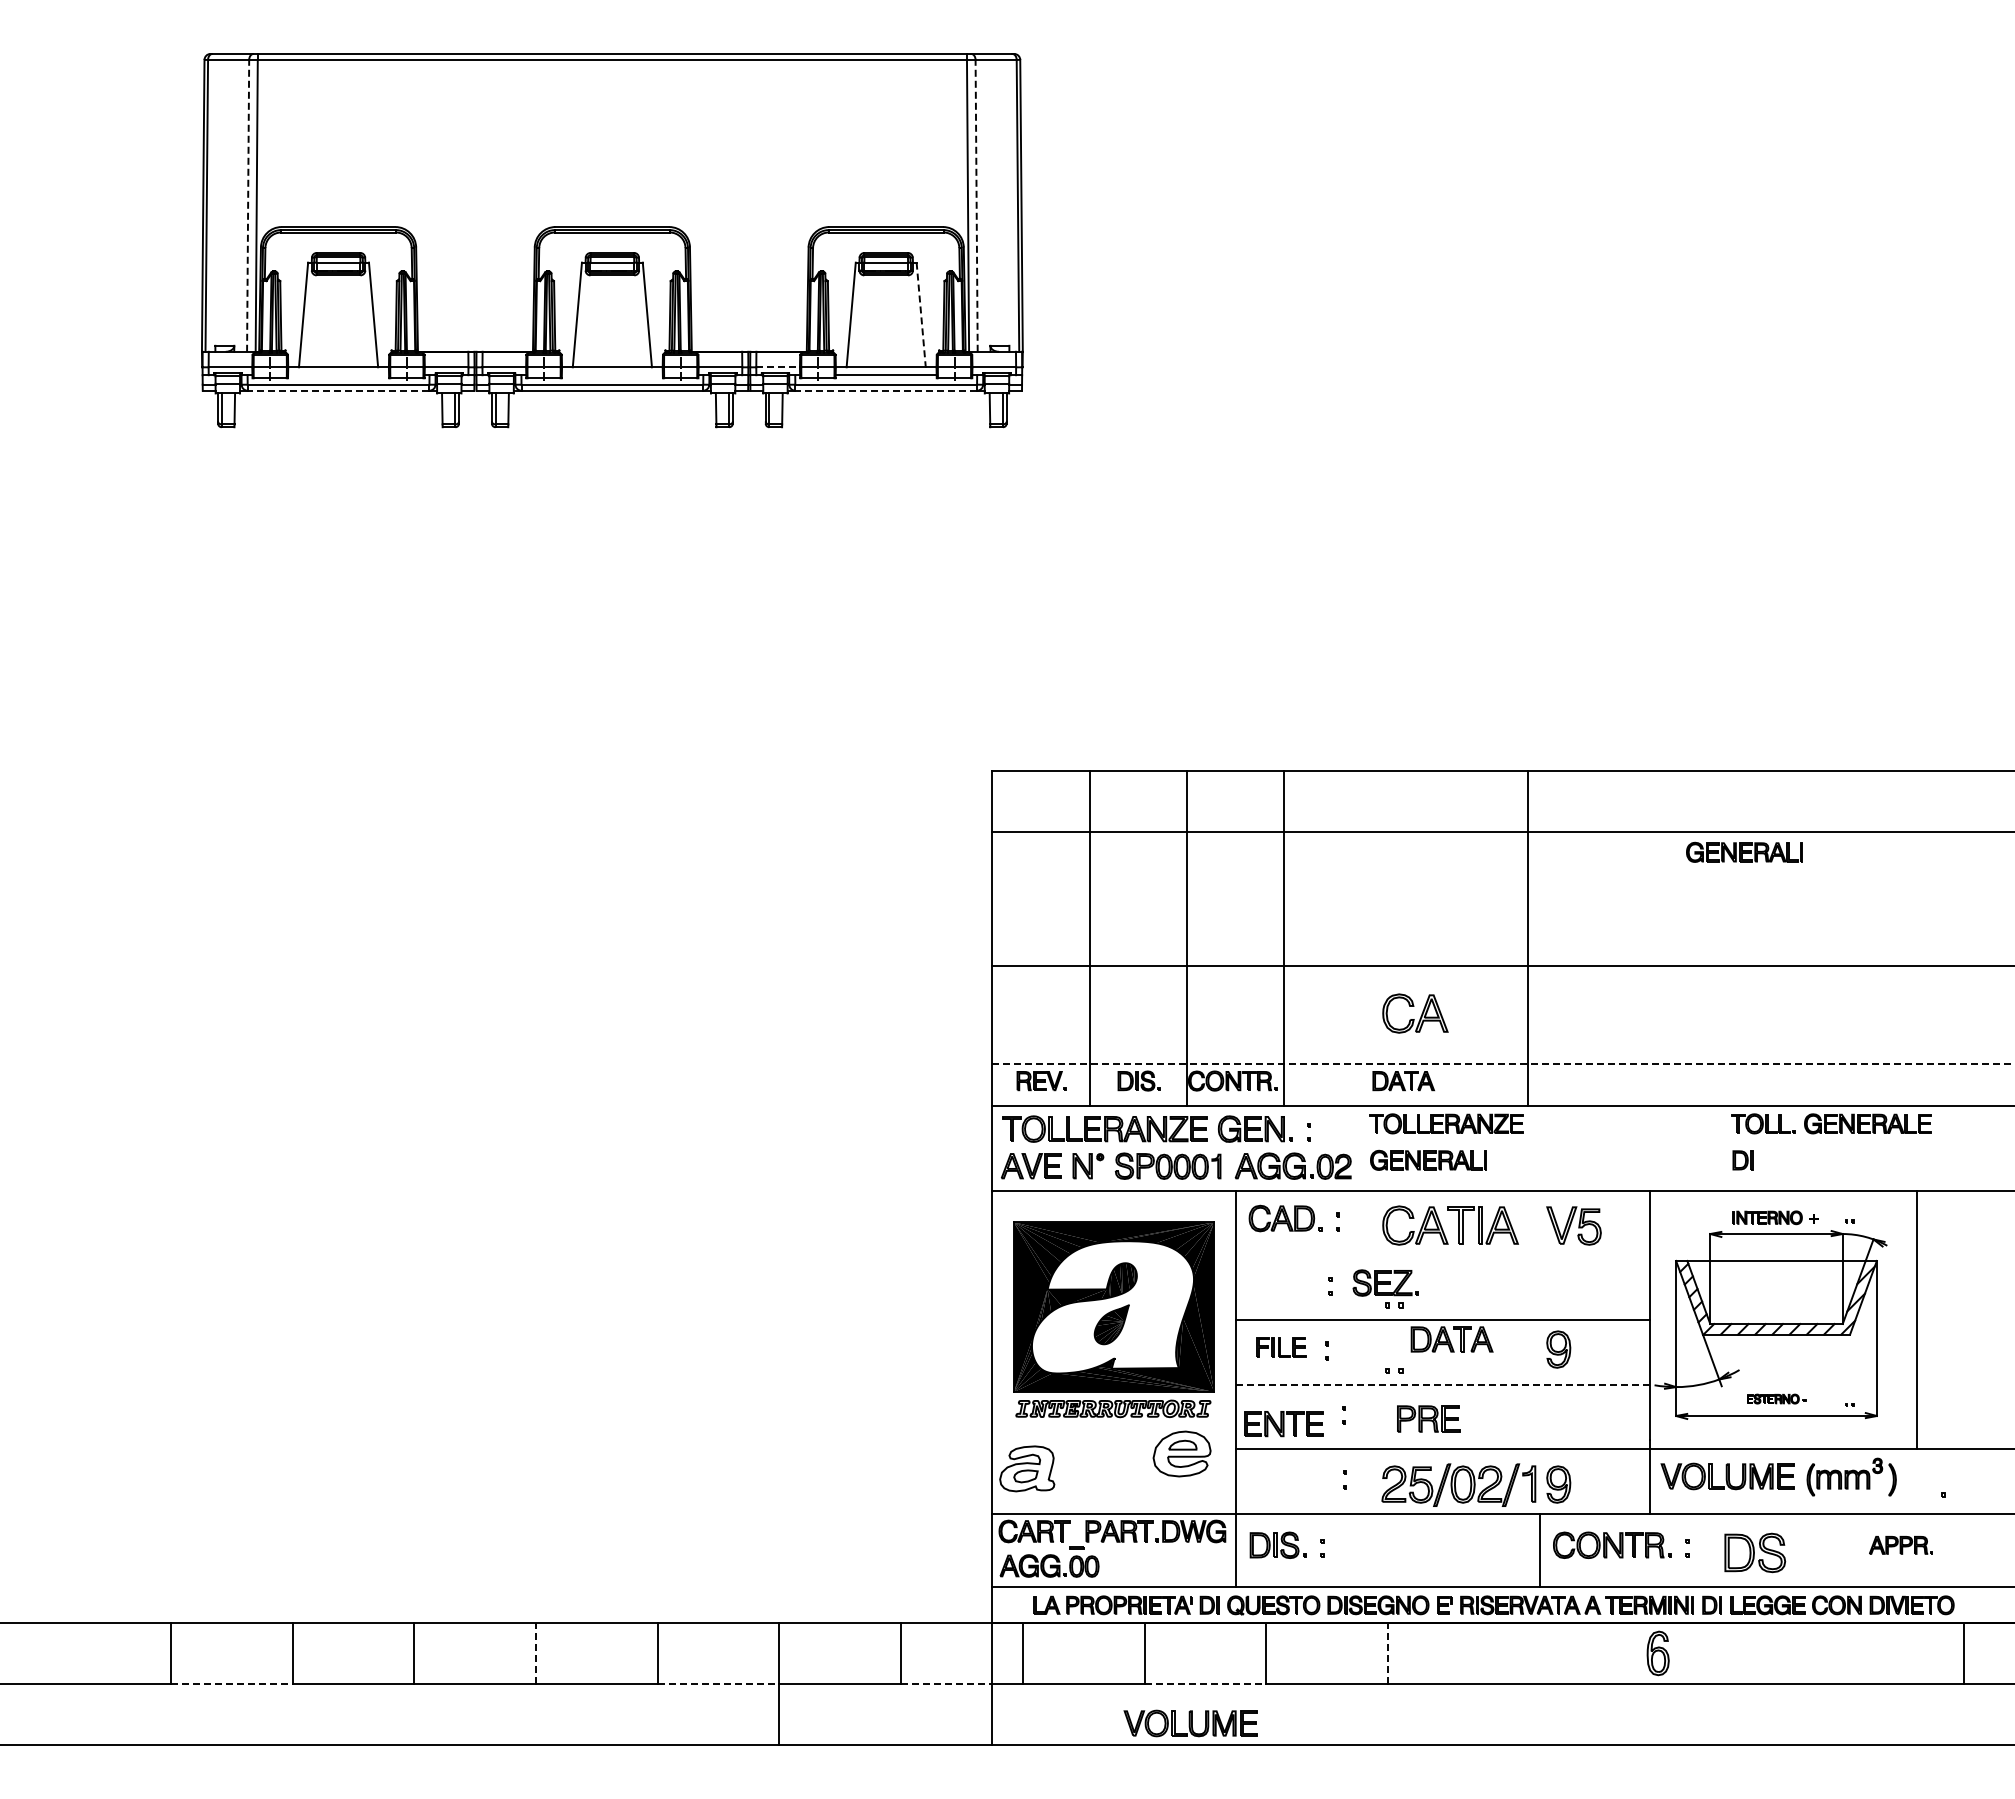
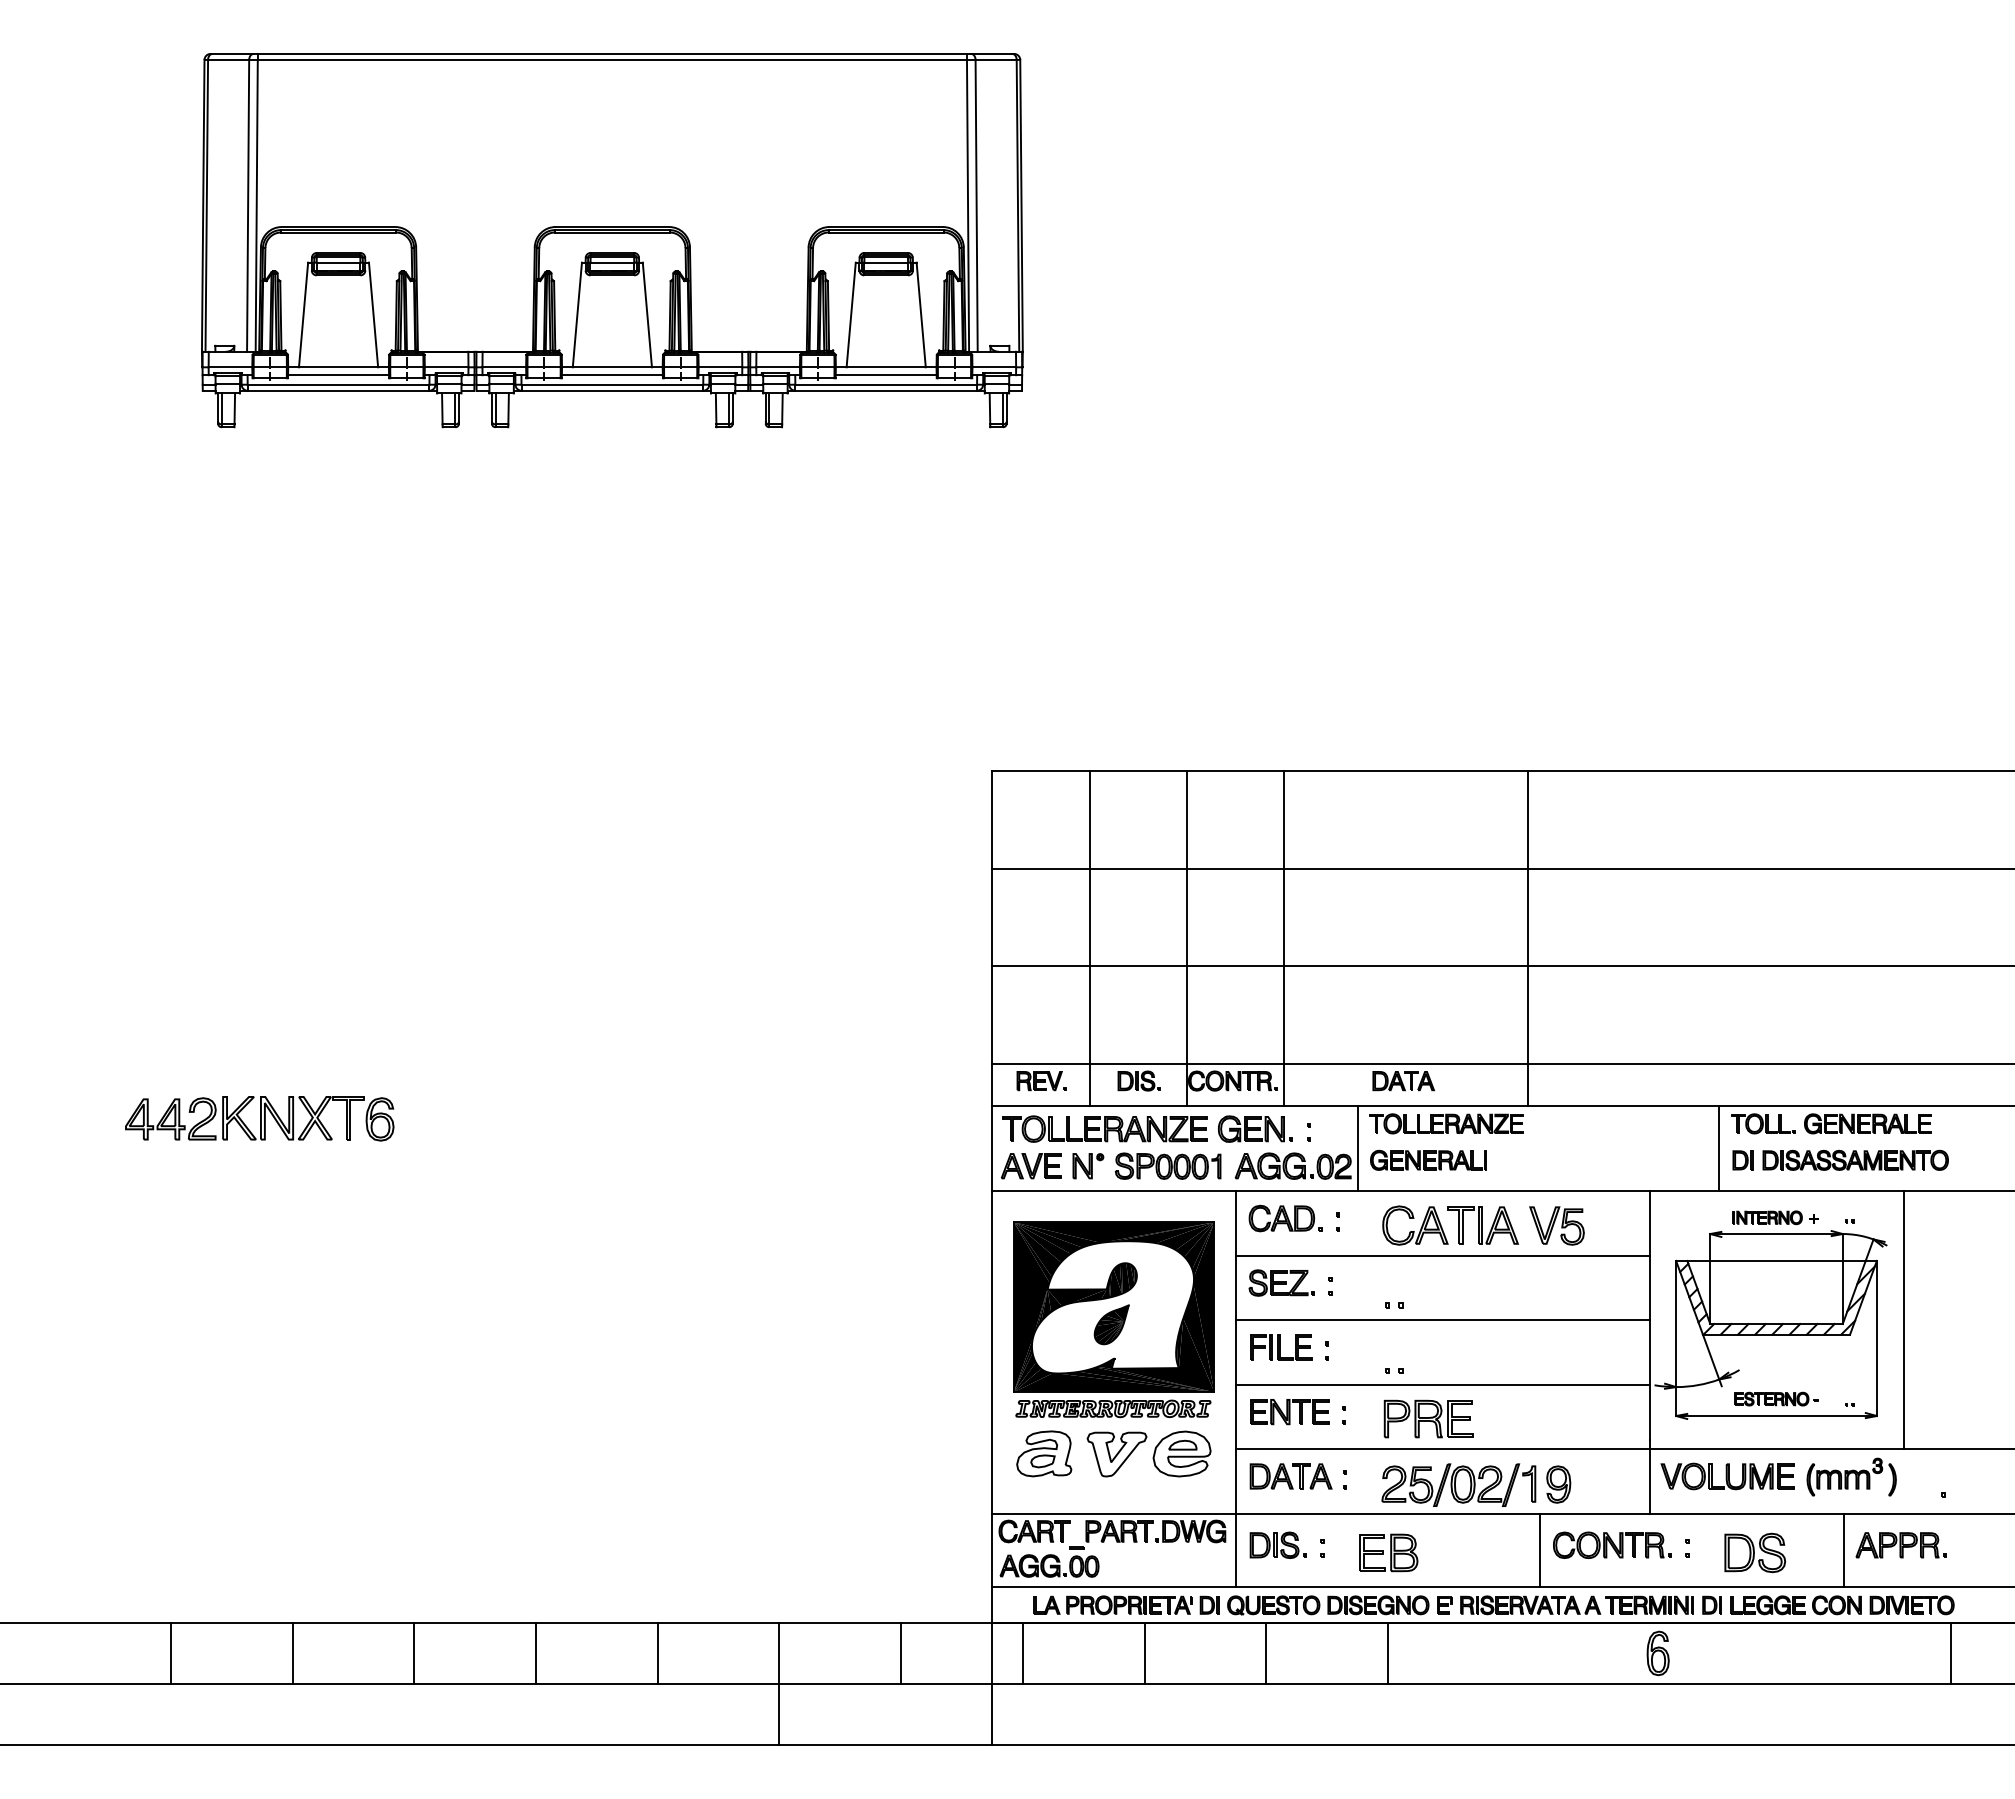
line: dashed -> solid (248, 205)
line: dashed -> solid (976, 205)
line: dashed -> solid (921, 314)
line: dashed -> solid (778, 367)
line: none -> present (338, 375)
line: none -> present (611, 375)
line: dashed -> solid (338, 390)
line: dashed -> solid (886, 390)
line position: (1501, 831) -> (1501, 868) (1501, 868)
part: present -> none (1744, 851)
part: present -> none (1415, 1013)
line: dashed -> solid (1503, 1063)
part: none -> present (259, 1118)
line: none -> present (1357, 1148)
line: none -> present (1719, 1148)
part: none -> present (1855, 1159)
part position: (1573, 1225) -> (1556, 1225) (1556, 1225)
line: none -> present (1442, 1255)
part position: (1385, 1282) -> (1281, 1282) (1281, 1282)
line position: (1916, 1320) -> (1903, 1320) (1903, 1320)
part position: (1451, 1339) -> (1290, 1476) (1290, 1476)
part size: 51x21 px -> 63x27 px (1281, 1347)
part: present -> none (1558, 1349)
line: dashed -> solid (1442, 1384)
part size: 60x12 px -> 85x16 px (1776, 1398)
part size: 64x28 px -> 91x40 px (1428, 1418)
part position: (1283, 1424) -> (1289, 1412) (1289, 1412)
part: none -> present (1116, 1454)
part position: (1027, 1468) -> (1044, 1453) (1044, 1453)
part size: 64x19 px -> 92x27 px (1900, 1545)
line: none -> present (1844, 1549)
part: none -> present (1388, 1552)
line: dashed -> solid (536, 1653)
line: dashed -> solid (1387, 1653)
line position: (1963, 1653) -> (1950, 1653) (1950, 1653)
line: dashed -> solid (231, 1684)
line: dashed -> solid (718, 1684)
line: dashed -> solid (946, 1684)
line: dashed -> solid (1205, 1684)
part: present -> none (1190, 1723)
